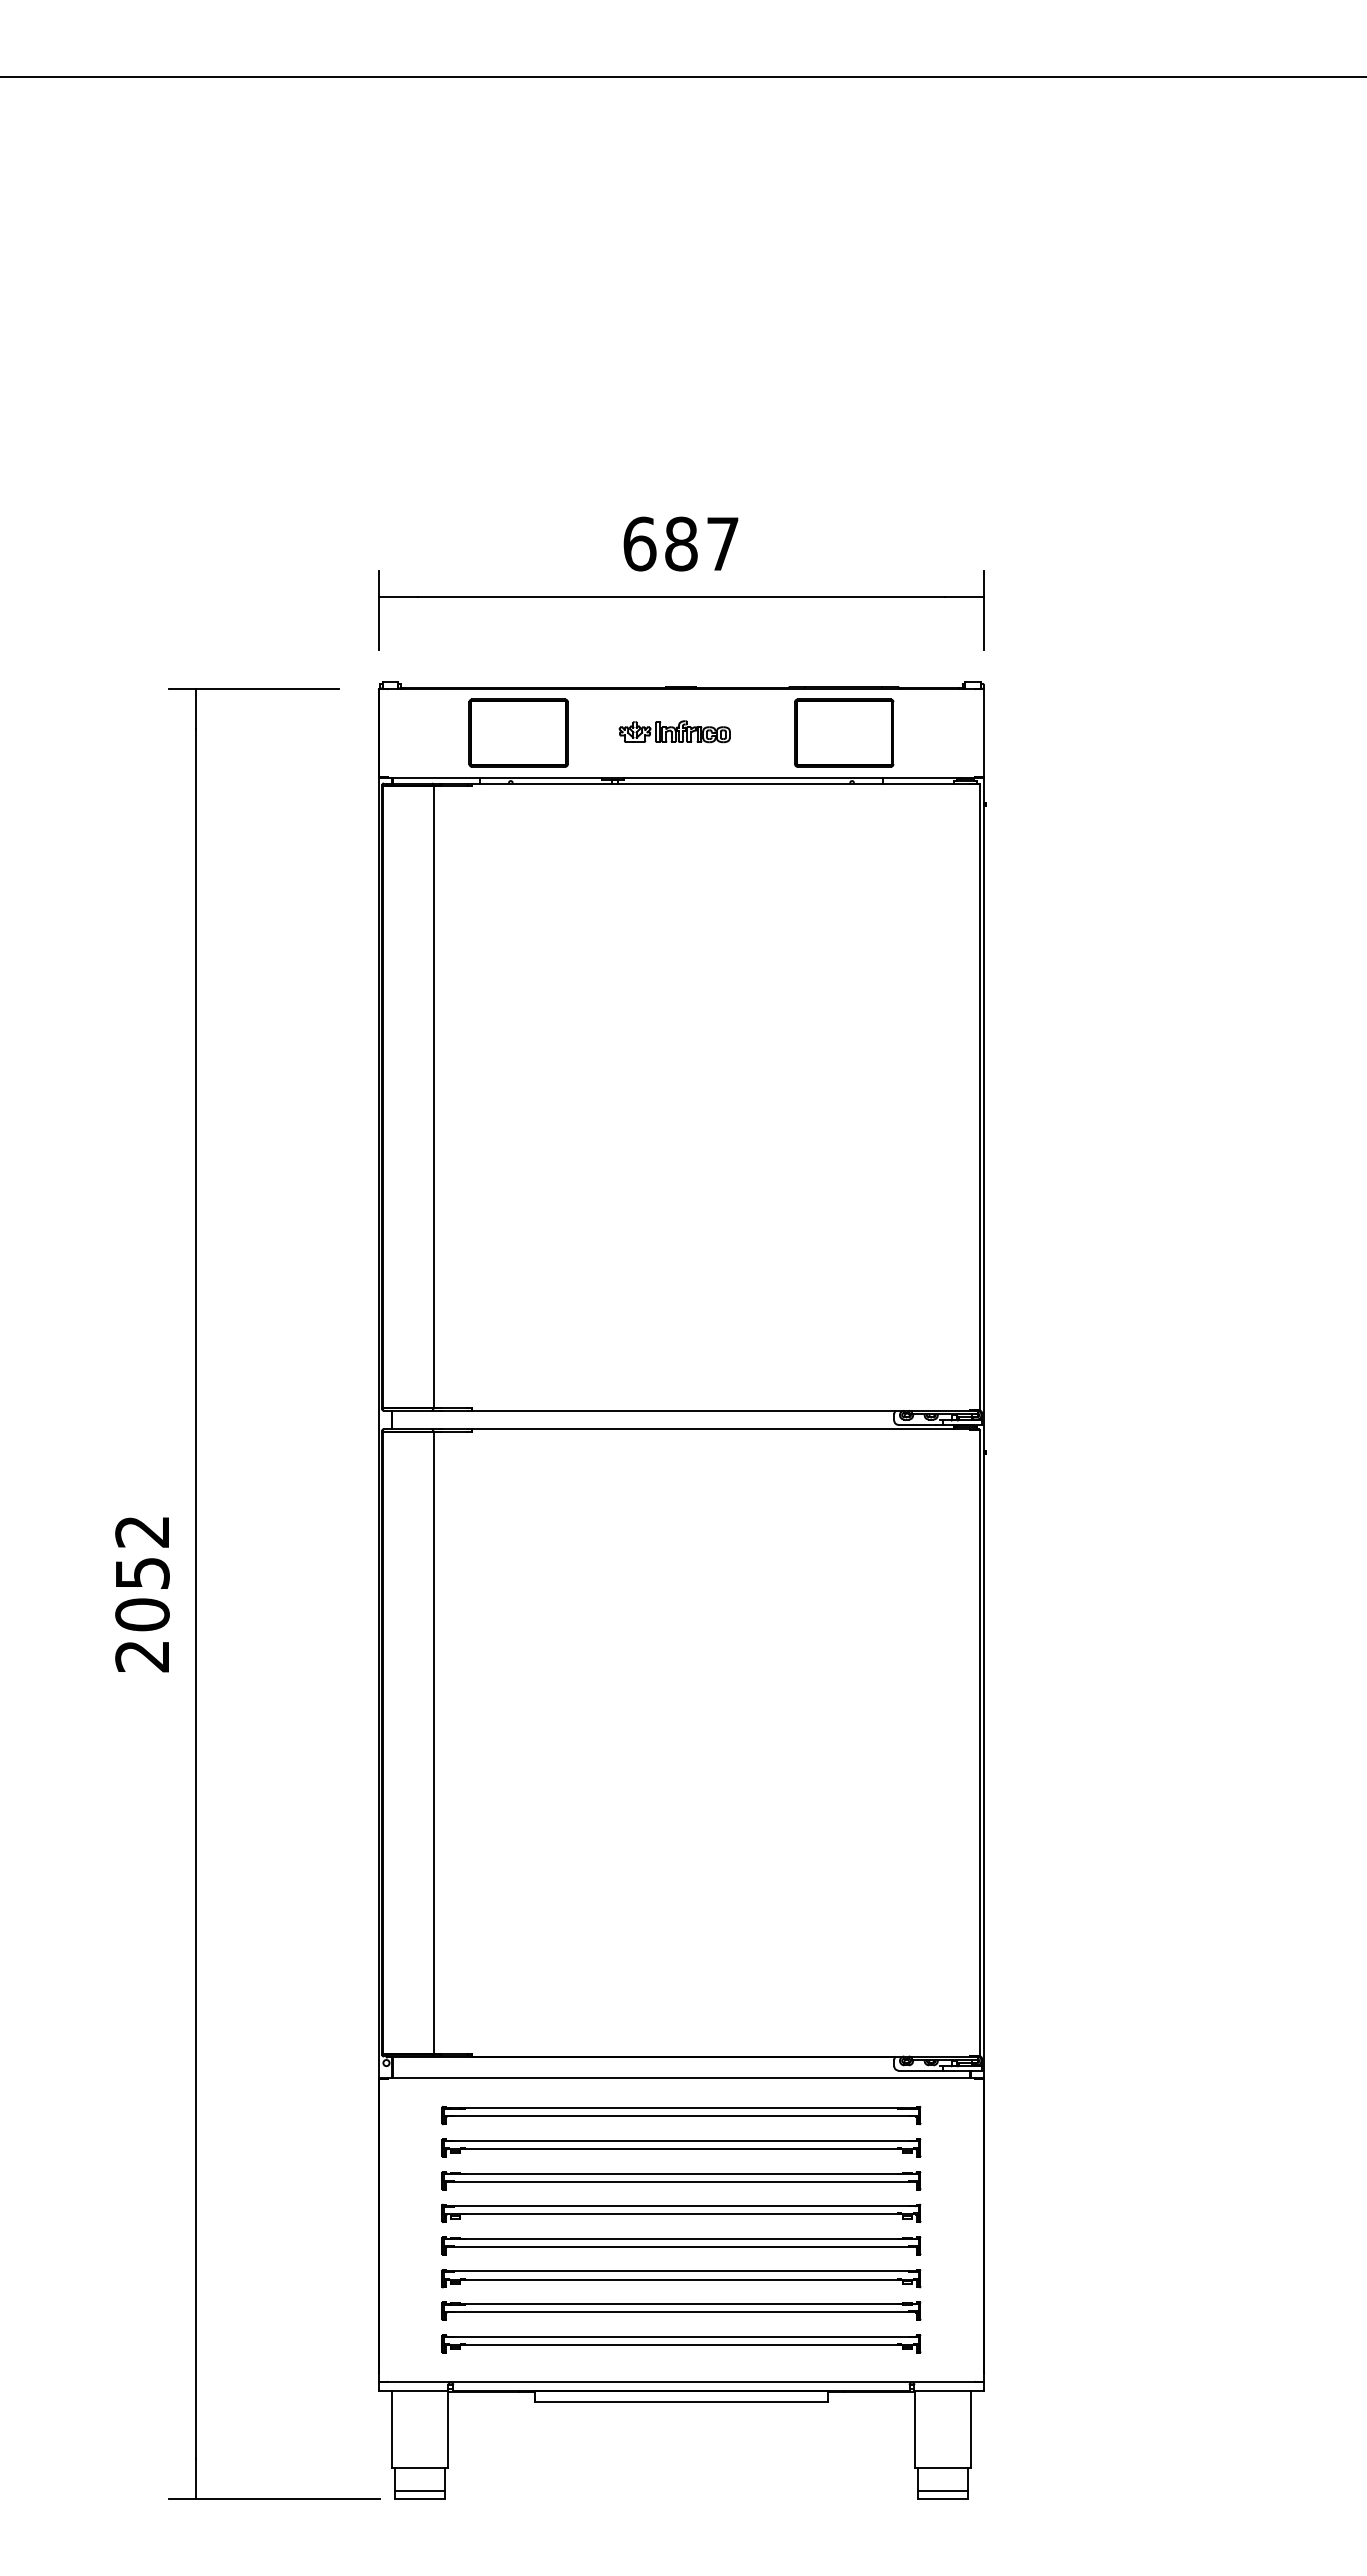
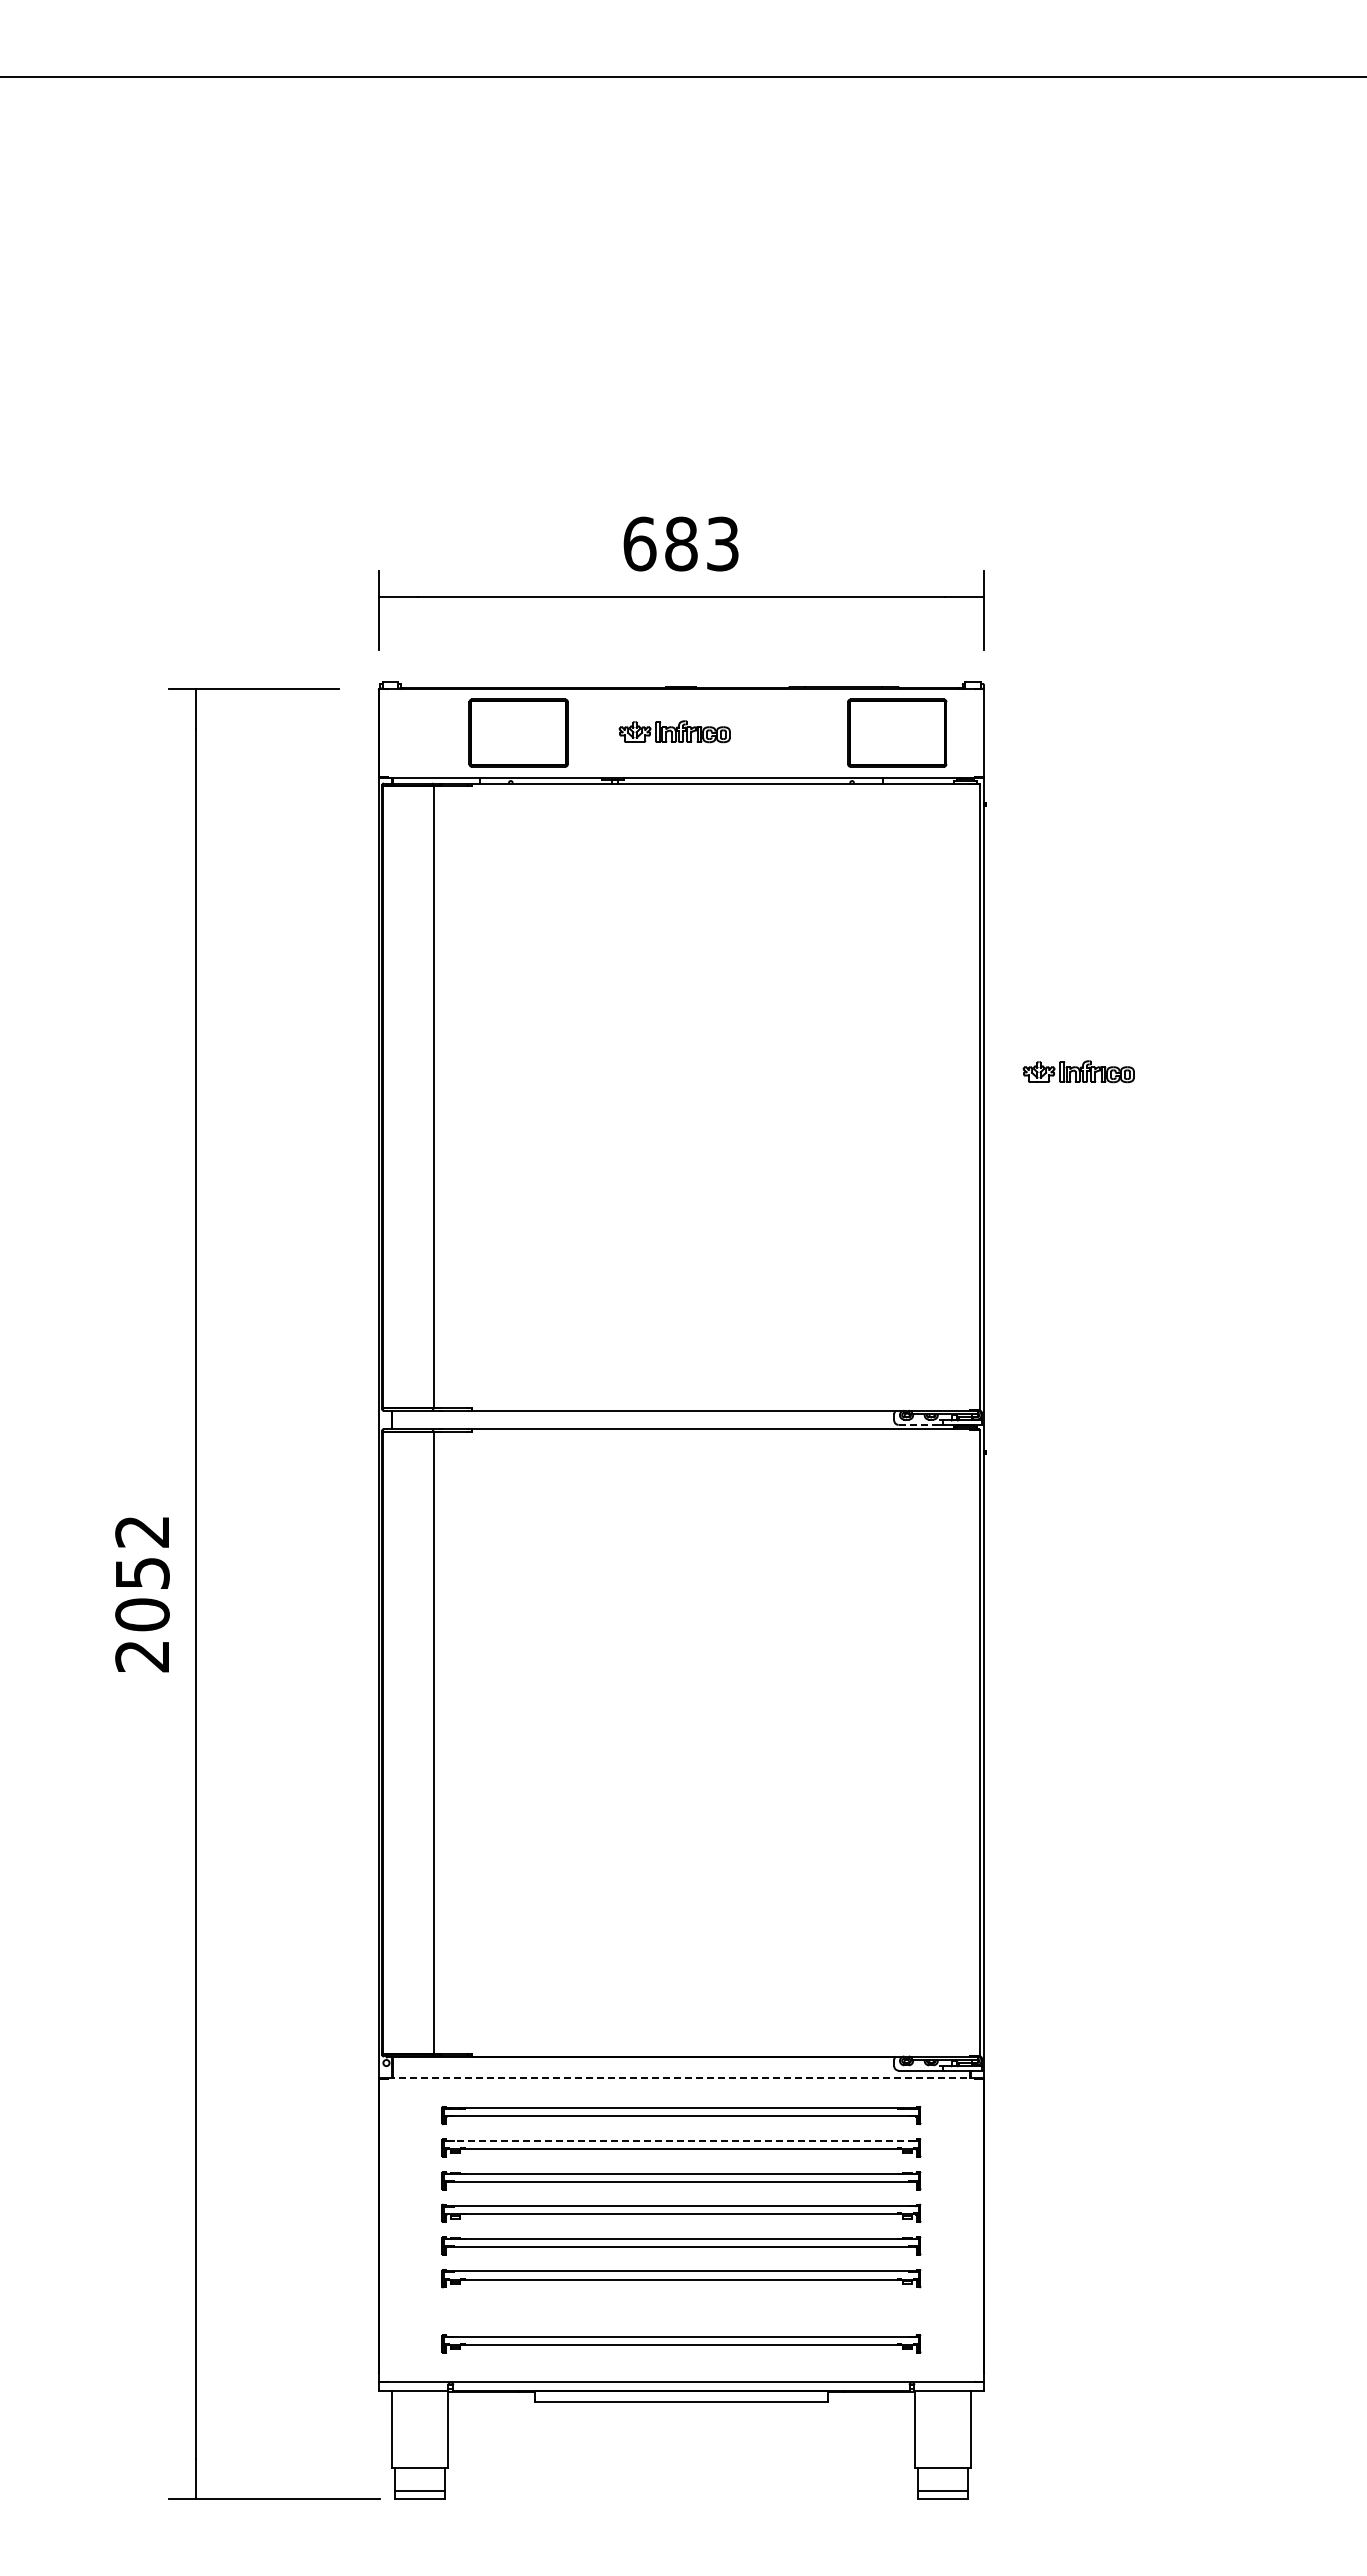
text: 687 -> 683 (722, 543)
part position: (844, 732) -> (897, 732) (897, 732)
part: none -> present (1078, 1071)
line: solid -> dashed (917, 1424)
line: solid -> dashed (681, 2078)
line: solid -> dashed (681, 2140)
part: present -> none (681, 2310)
